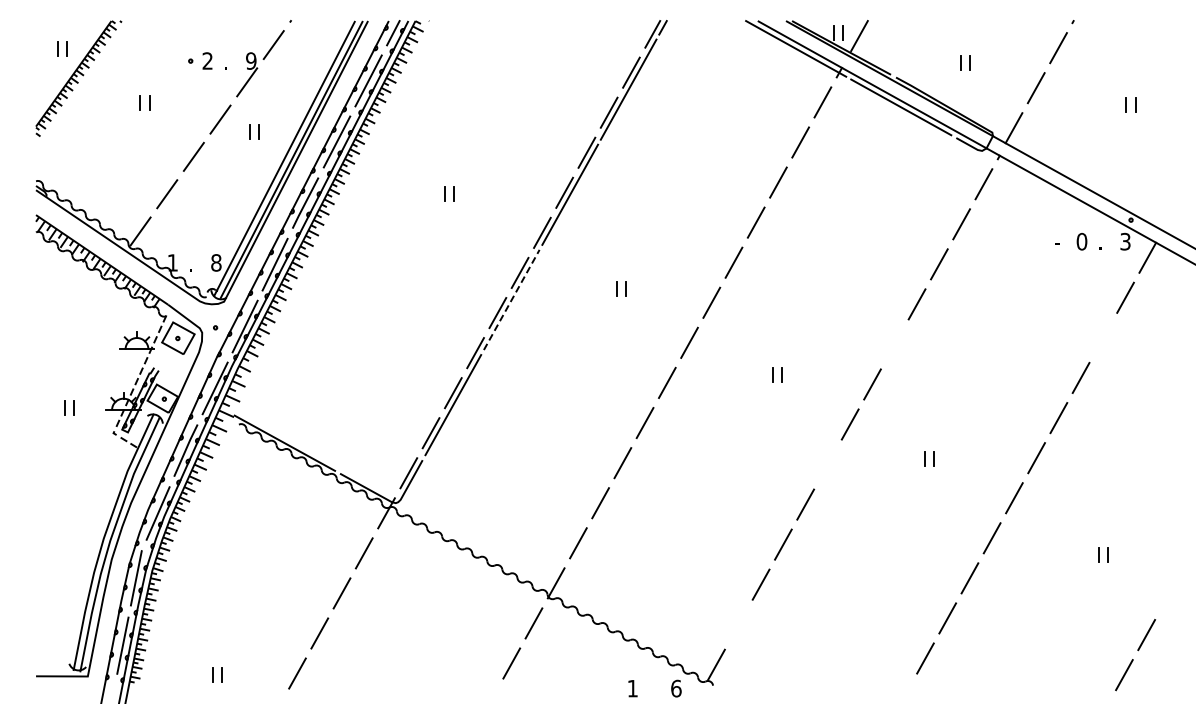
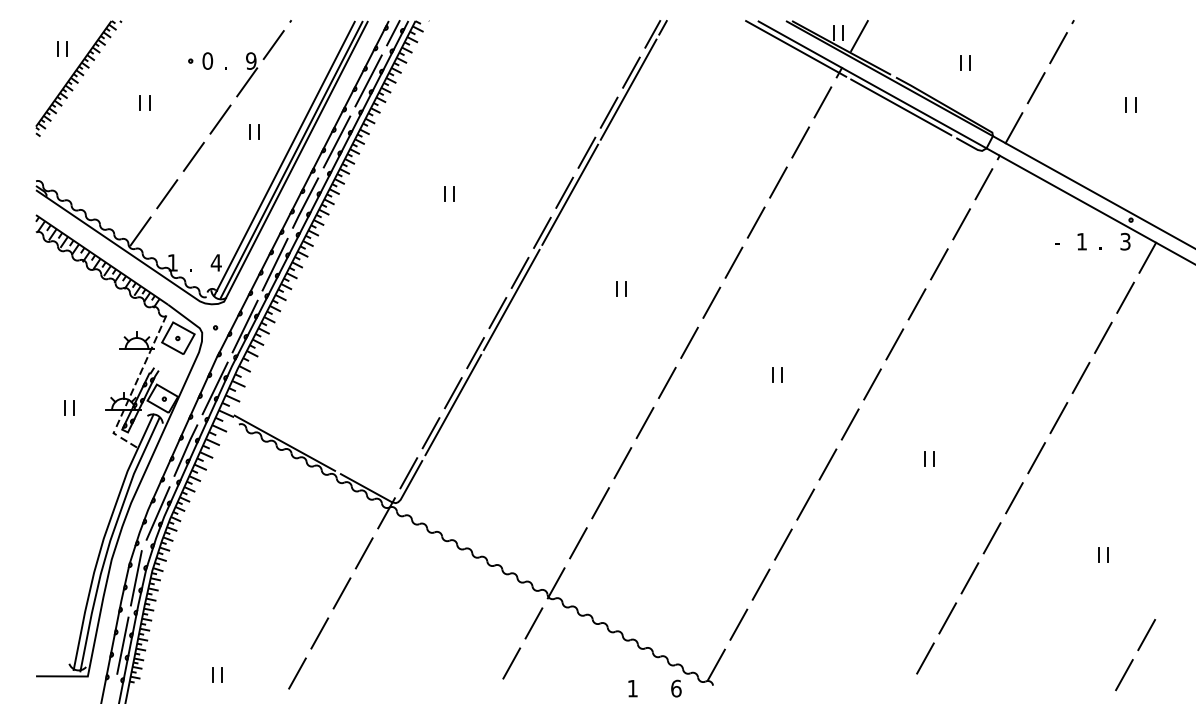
text: 2 -> 0 (207, 60)
text: 0 -> 1 (1081, 241)
text: 8 -> 4 (215, 262)
line: dashed -> solid (512, 299)
line: none -> present (1103, 337)
line: none -> present (894, 344)
line: none -> present (827, 464)
line: none -> present (738, 624)
